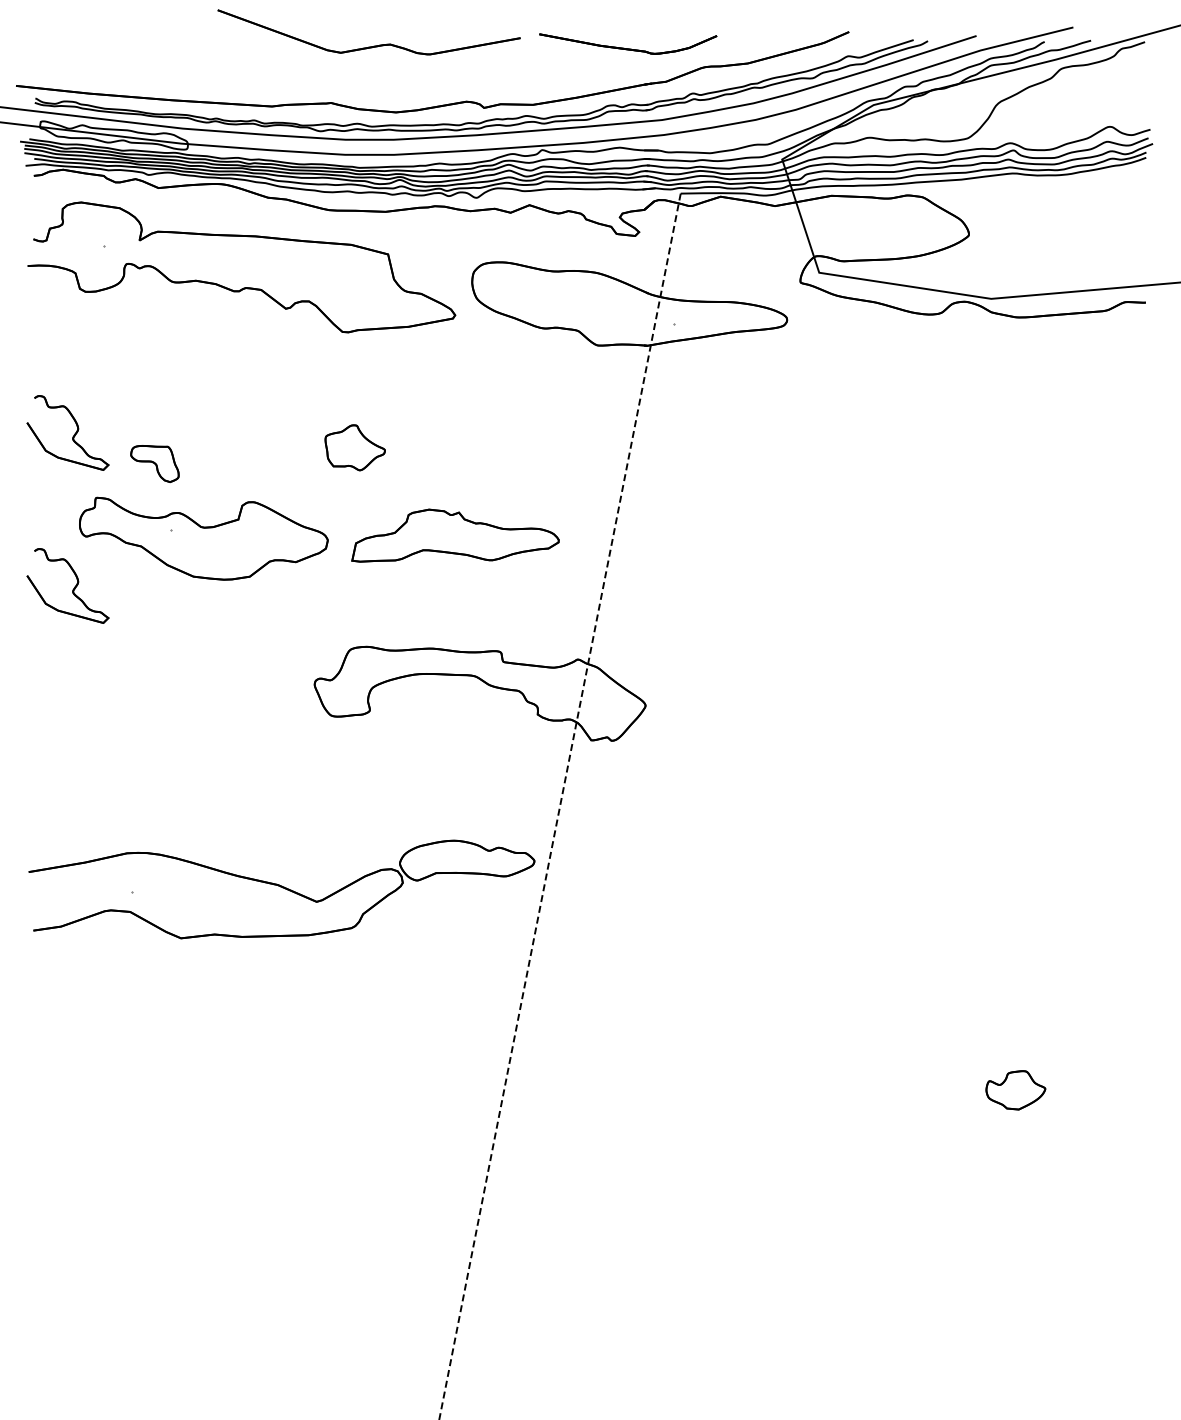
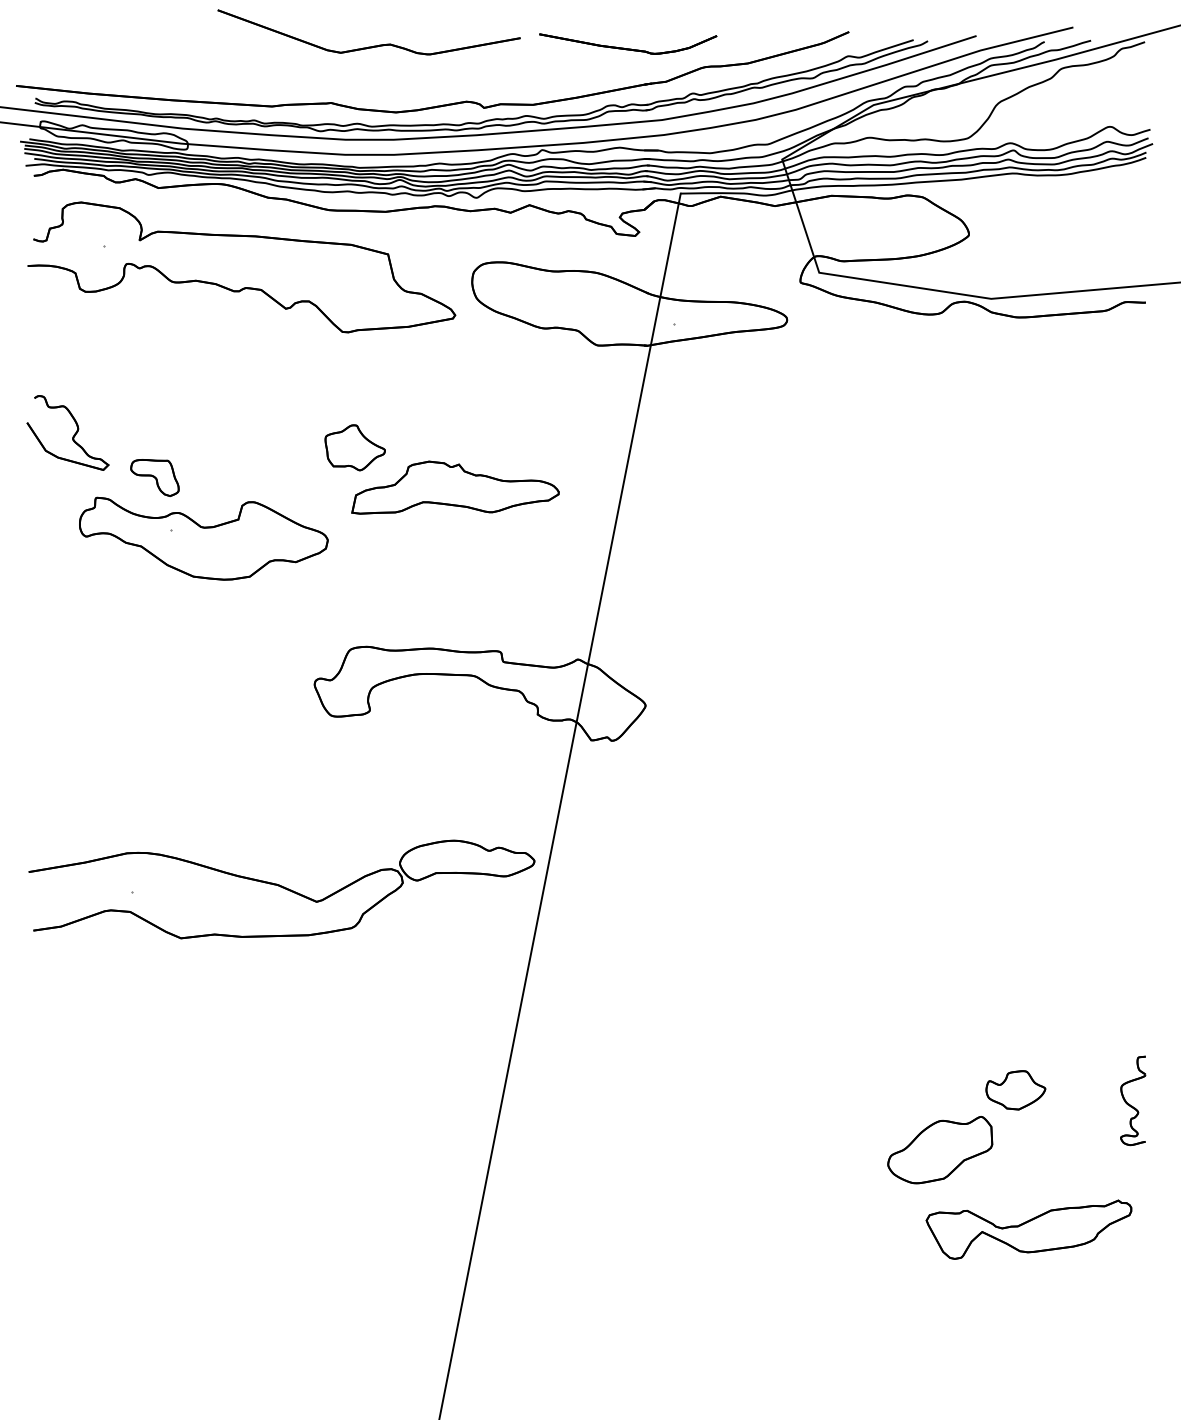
part position: (154, 463) -> (154, 477) (154, 477)
part position: (455, 535) -> (455, 487) (455, 487)
part: present -> none (72, 589)
line: dashed -> solid (559, 806)
part: none -> present (1133, 1100)
part: none -> present (940, 1150)
part: none -> present (1028, 1229)
